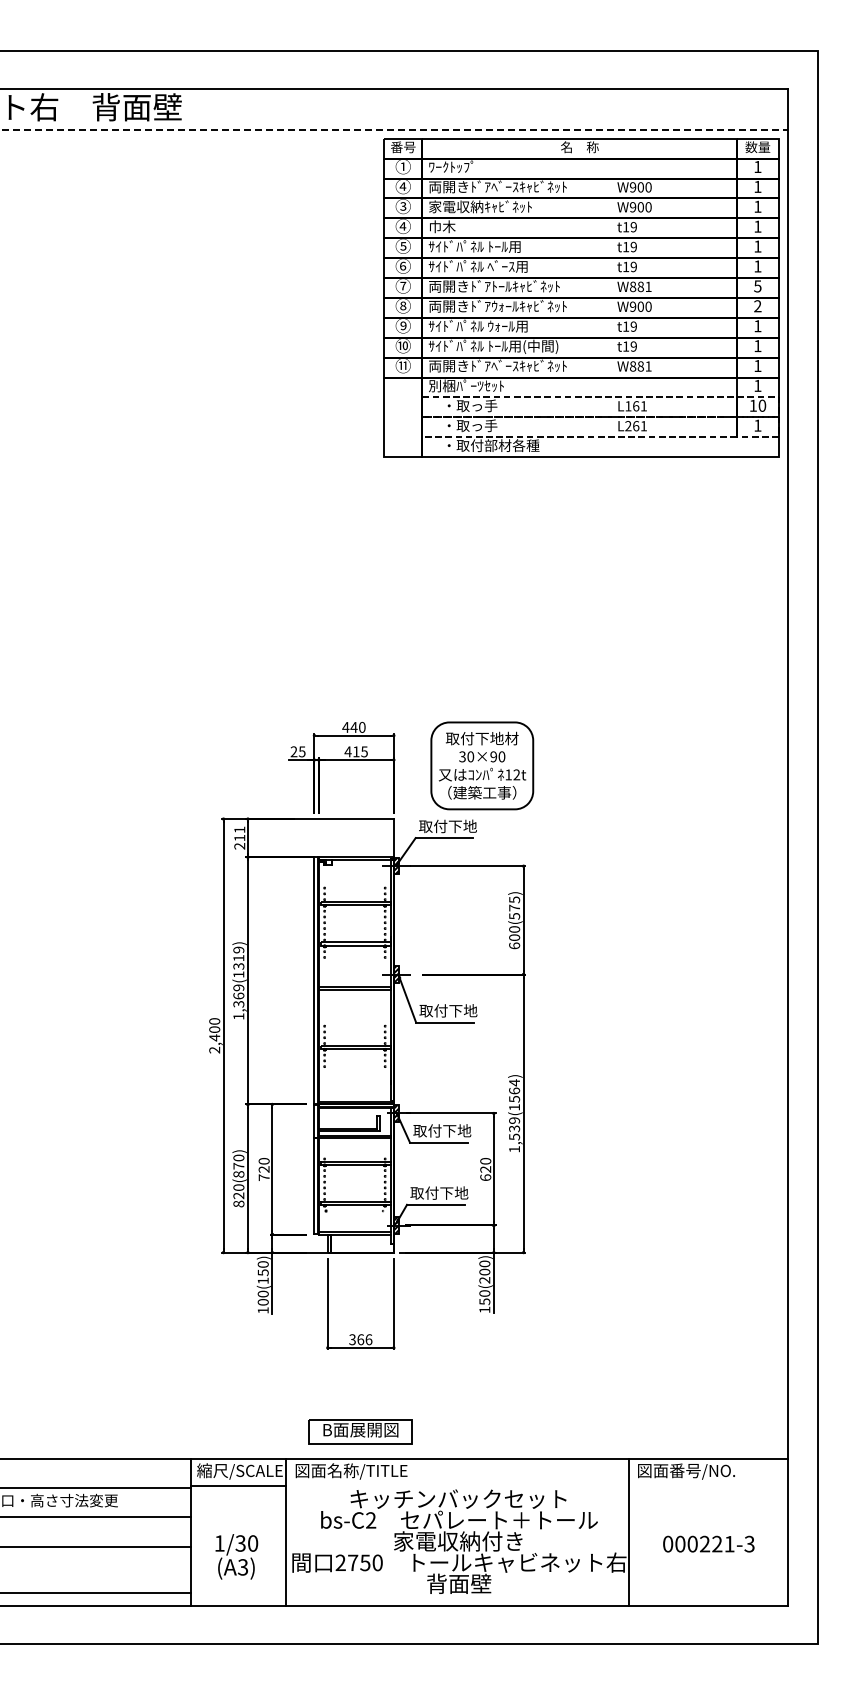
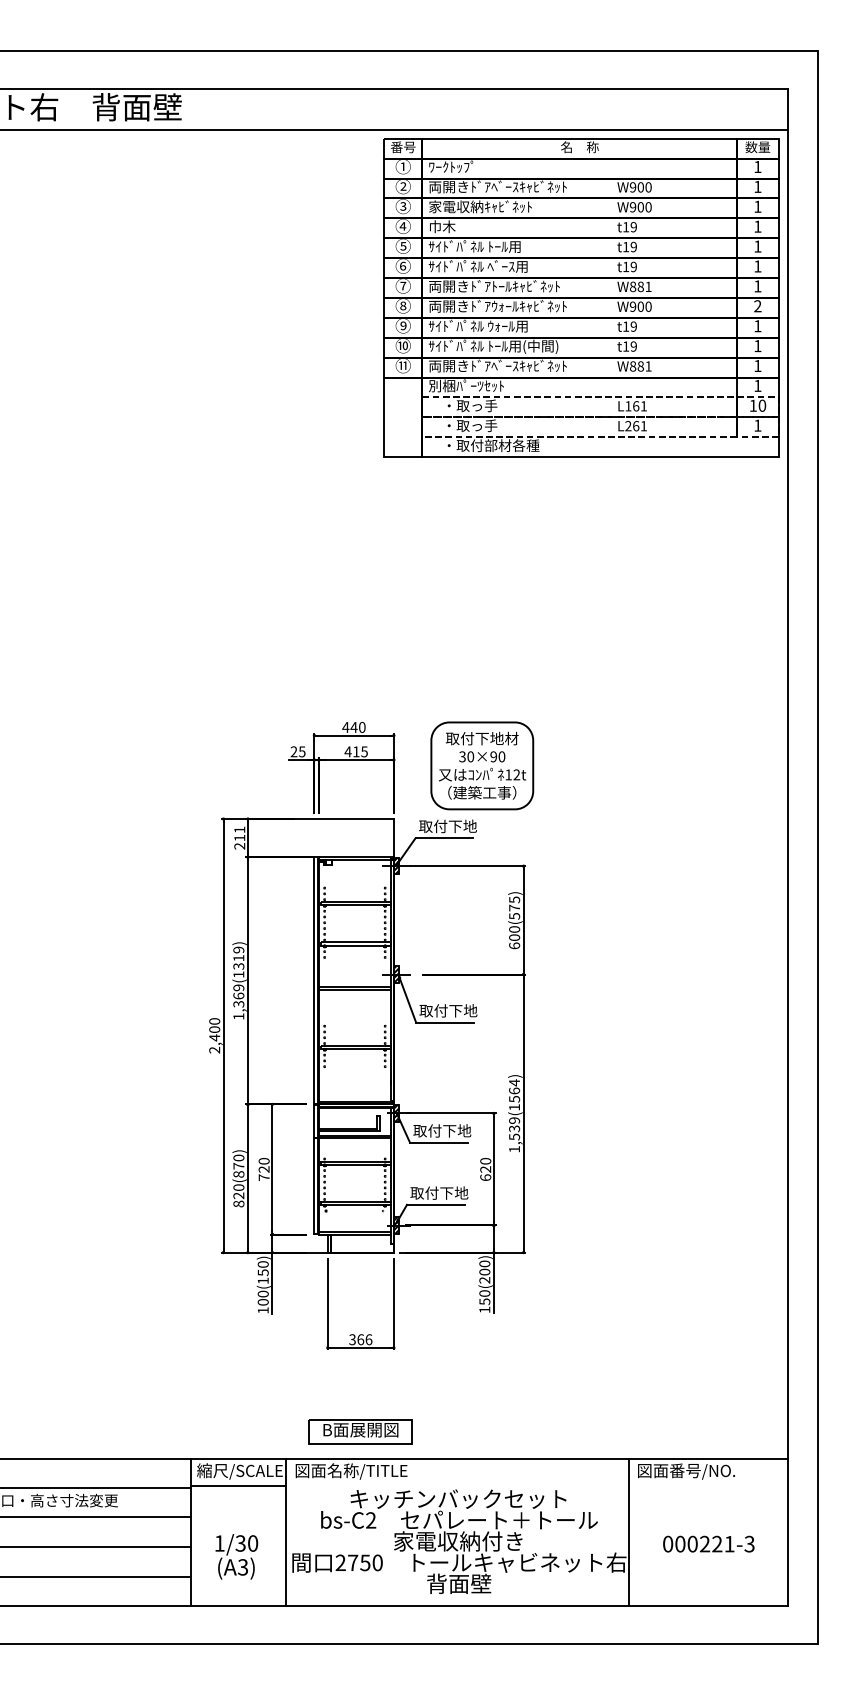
line: dashed -> solid (394, 129)
text: ④ -> ② (402, 186)
text: 5 -> 1 (757, 286)
line position: (96, 1592) -> (96, 1576) (96, 1576)
